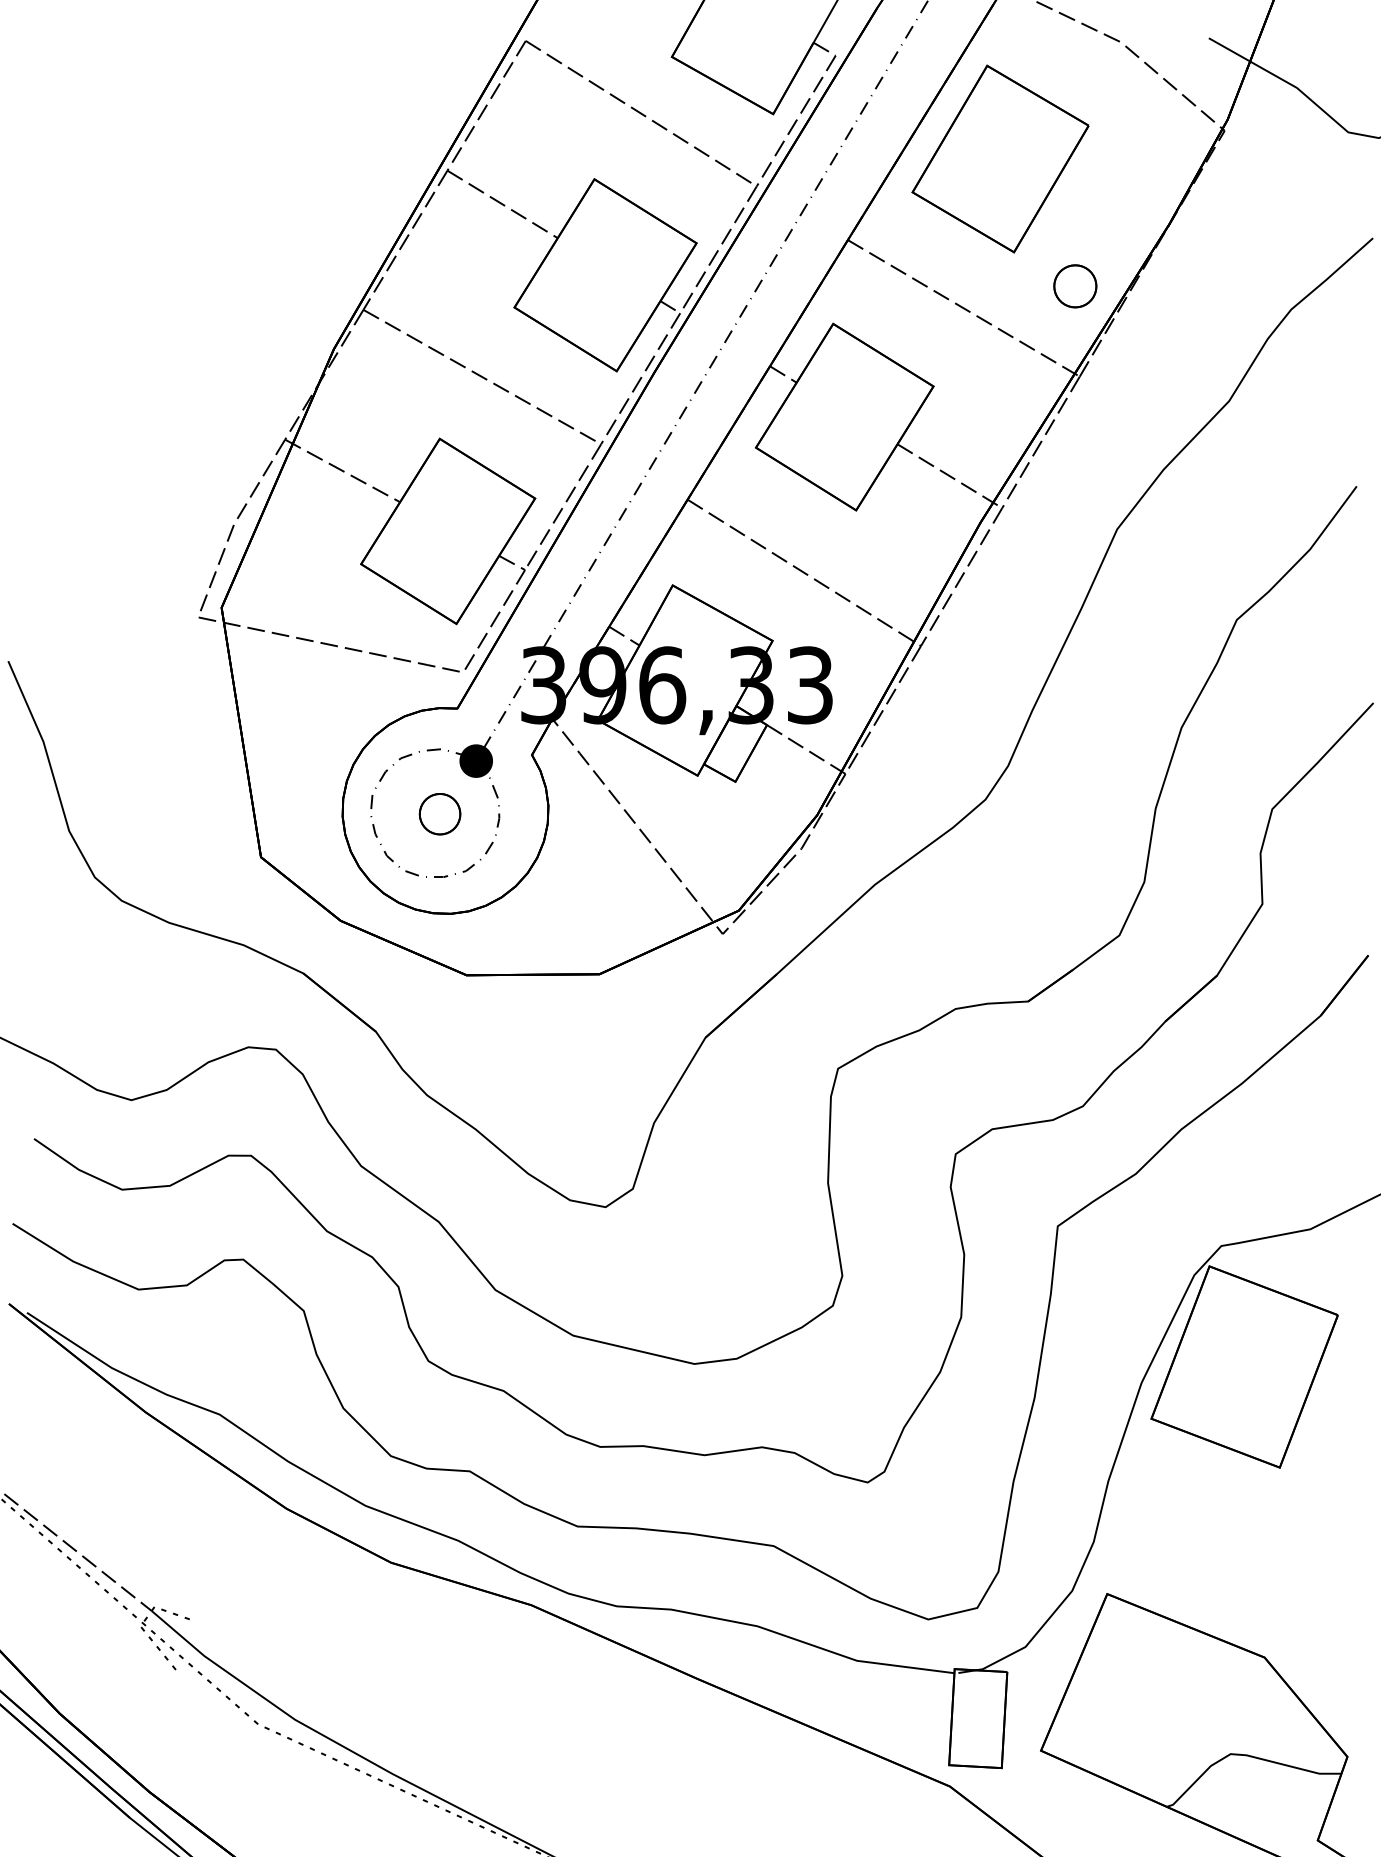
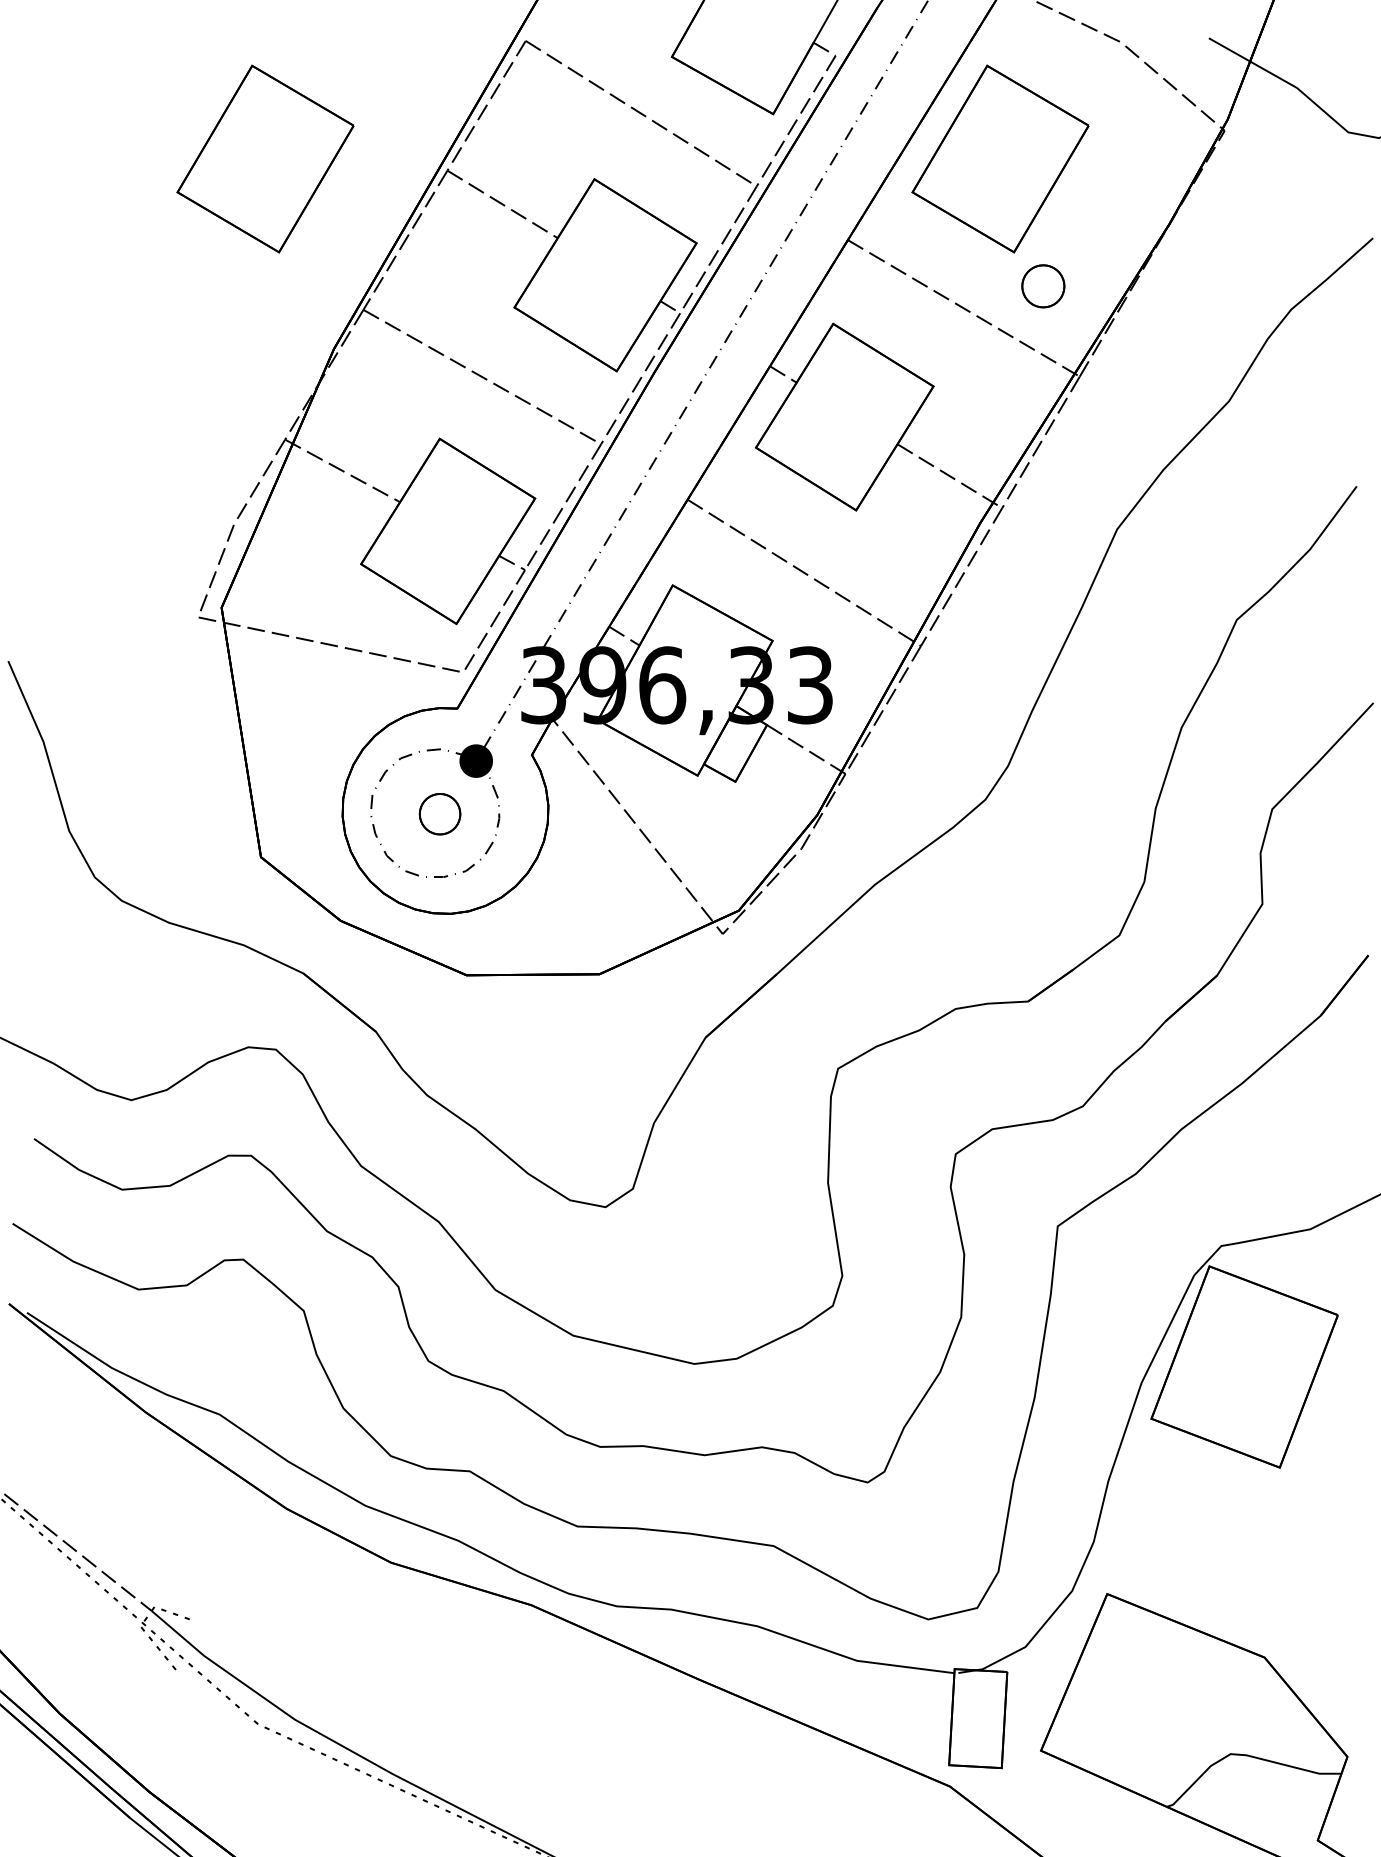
part: none -> present (265, 158)
part position: (1075, 286) -> (1043, 286) (1043, 286)
